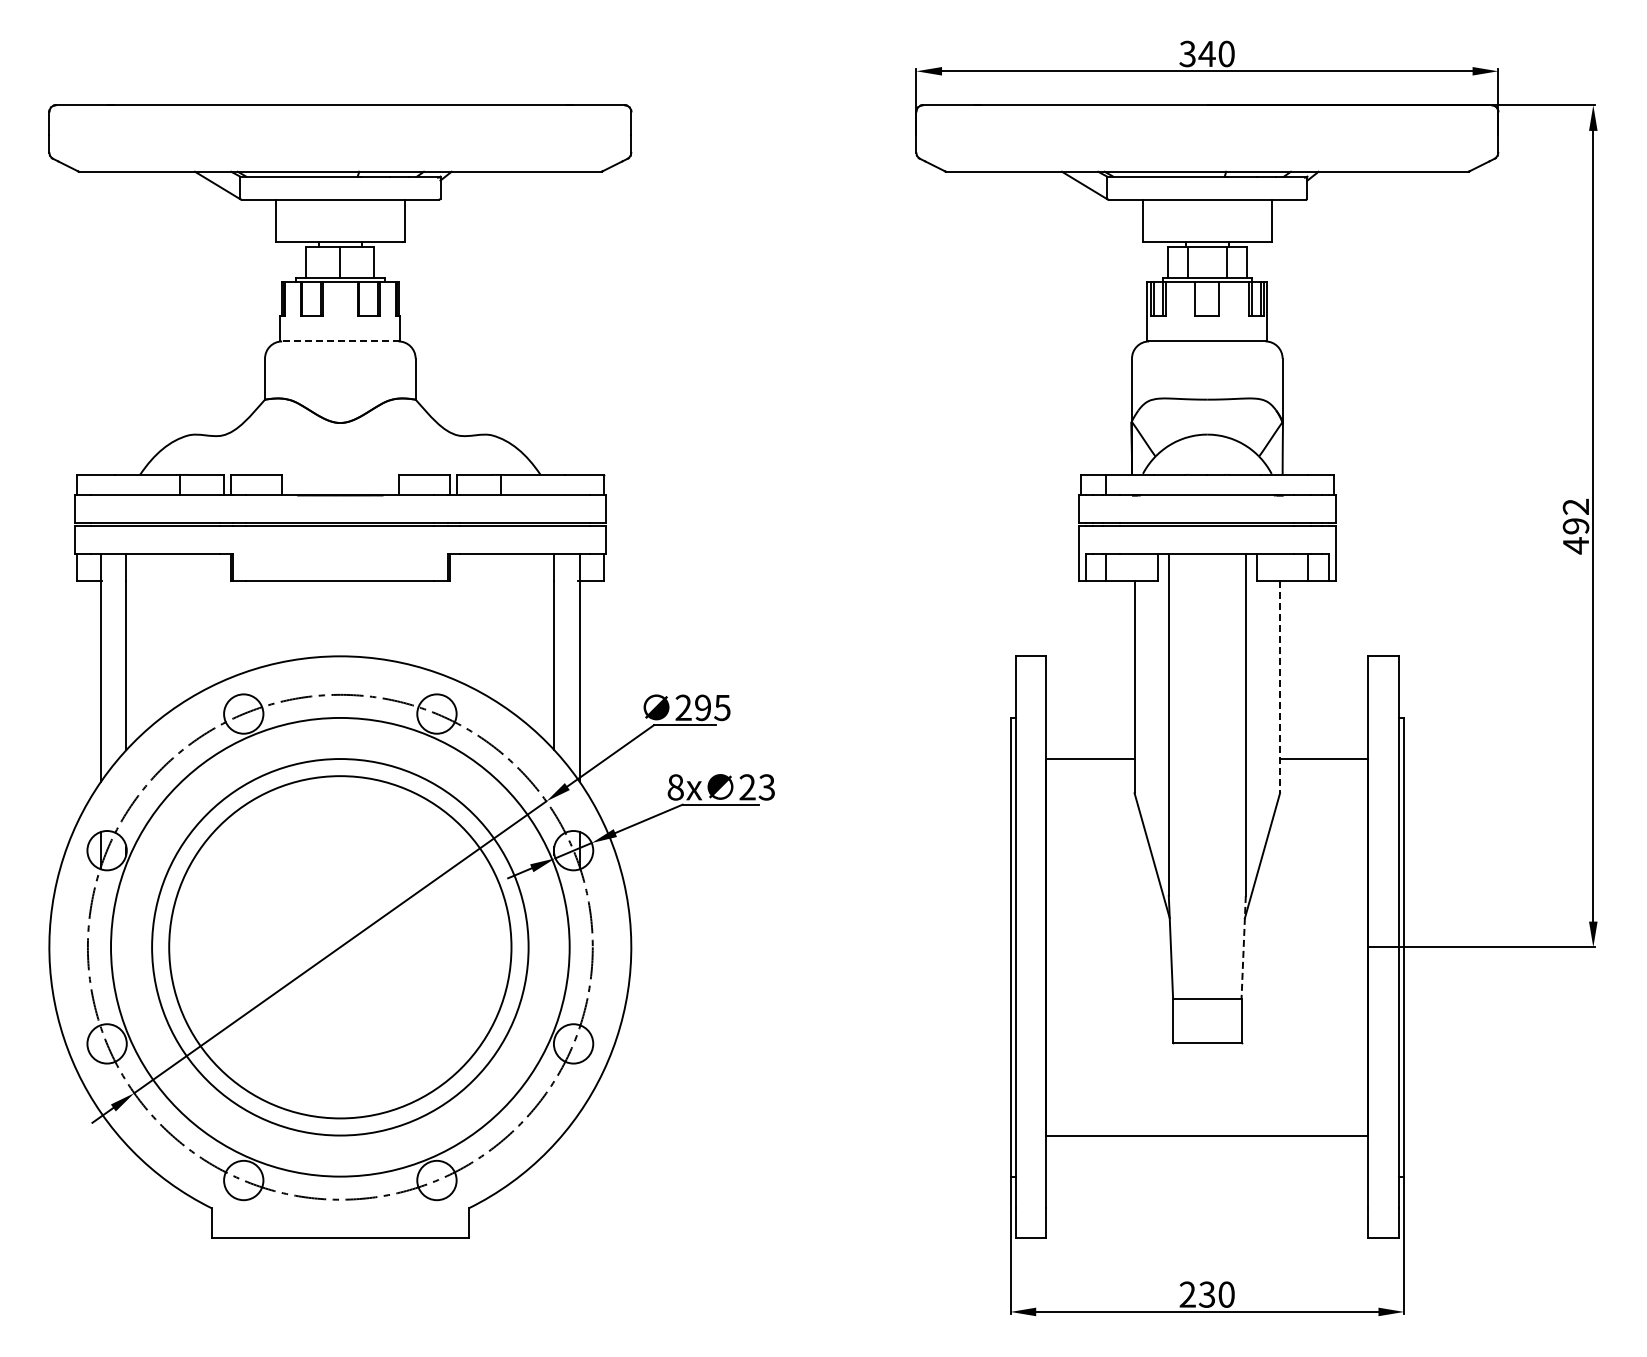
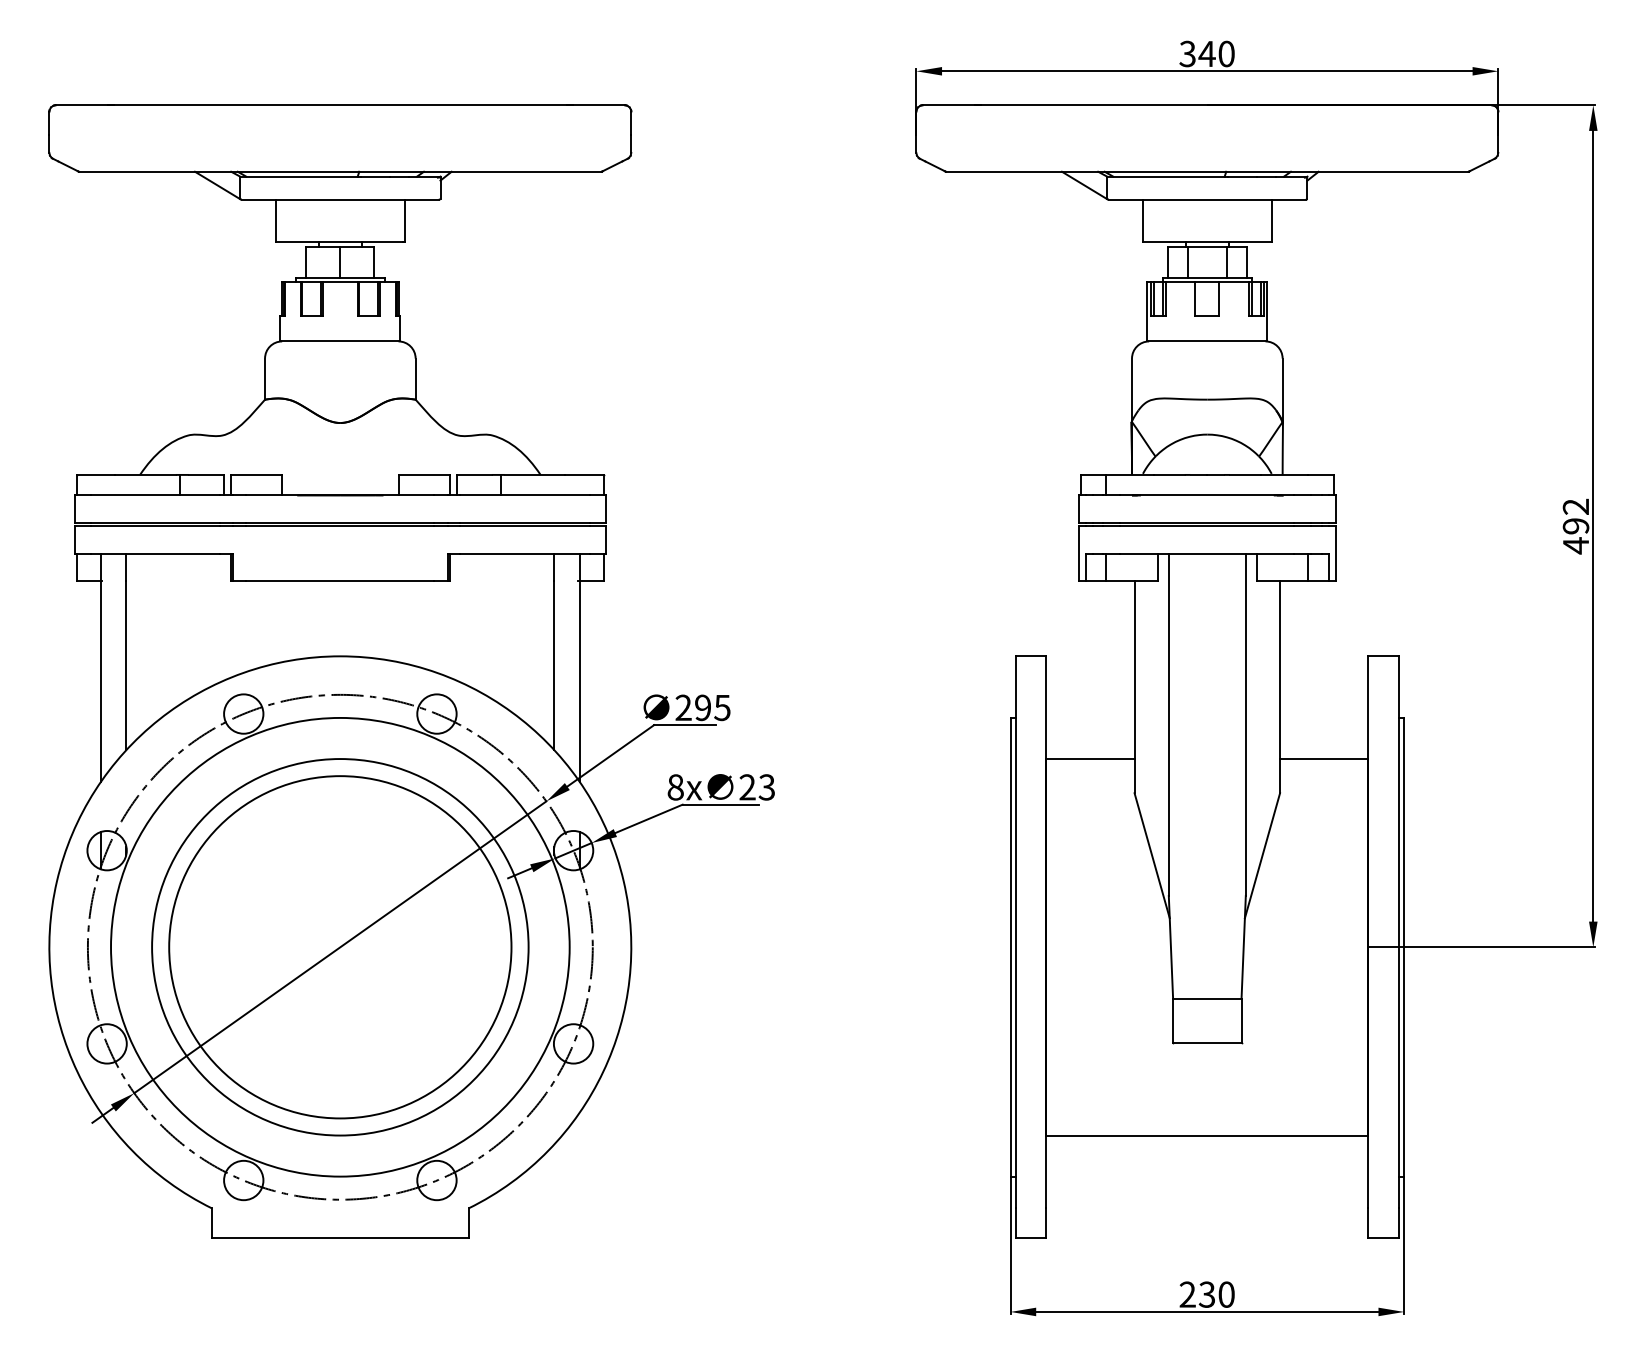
line: dashed -> solid (340, 341)
line: dashed -> solid (1280, 687)
line: dashed -> solid (1243, 947)
